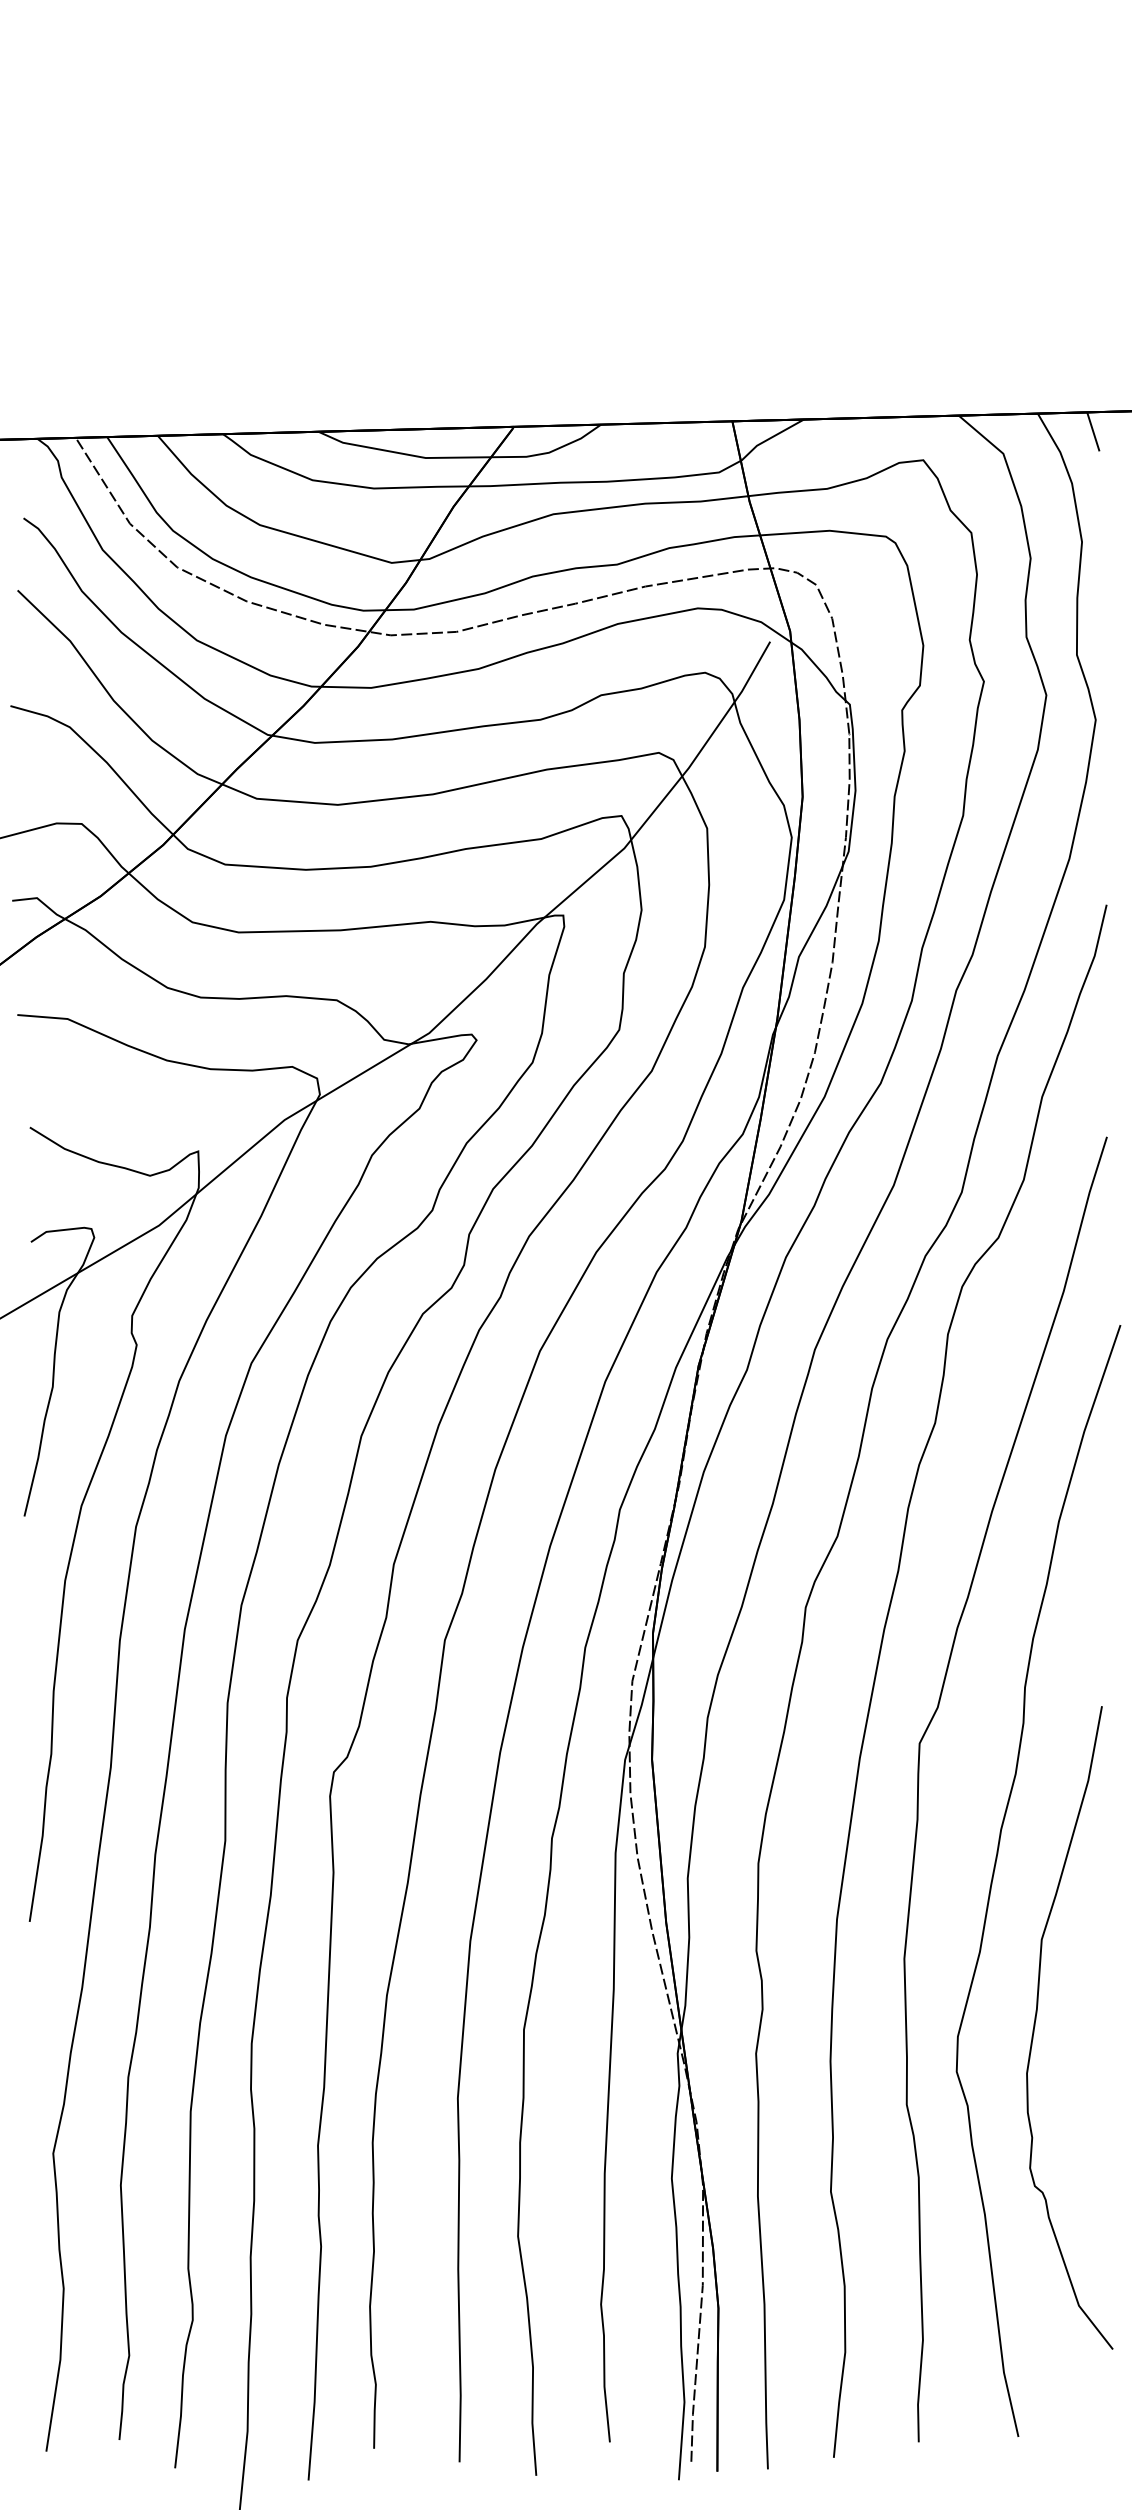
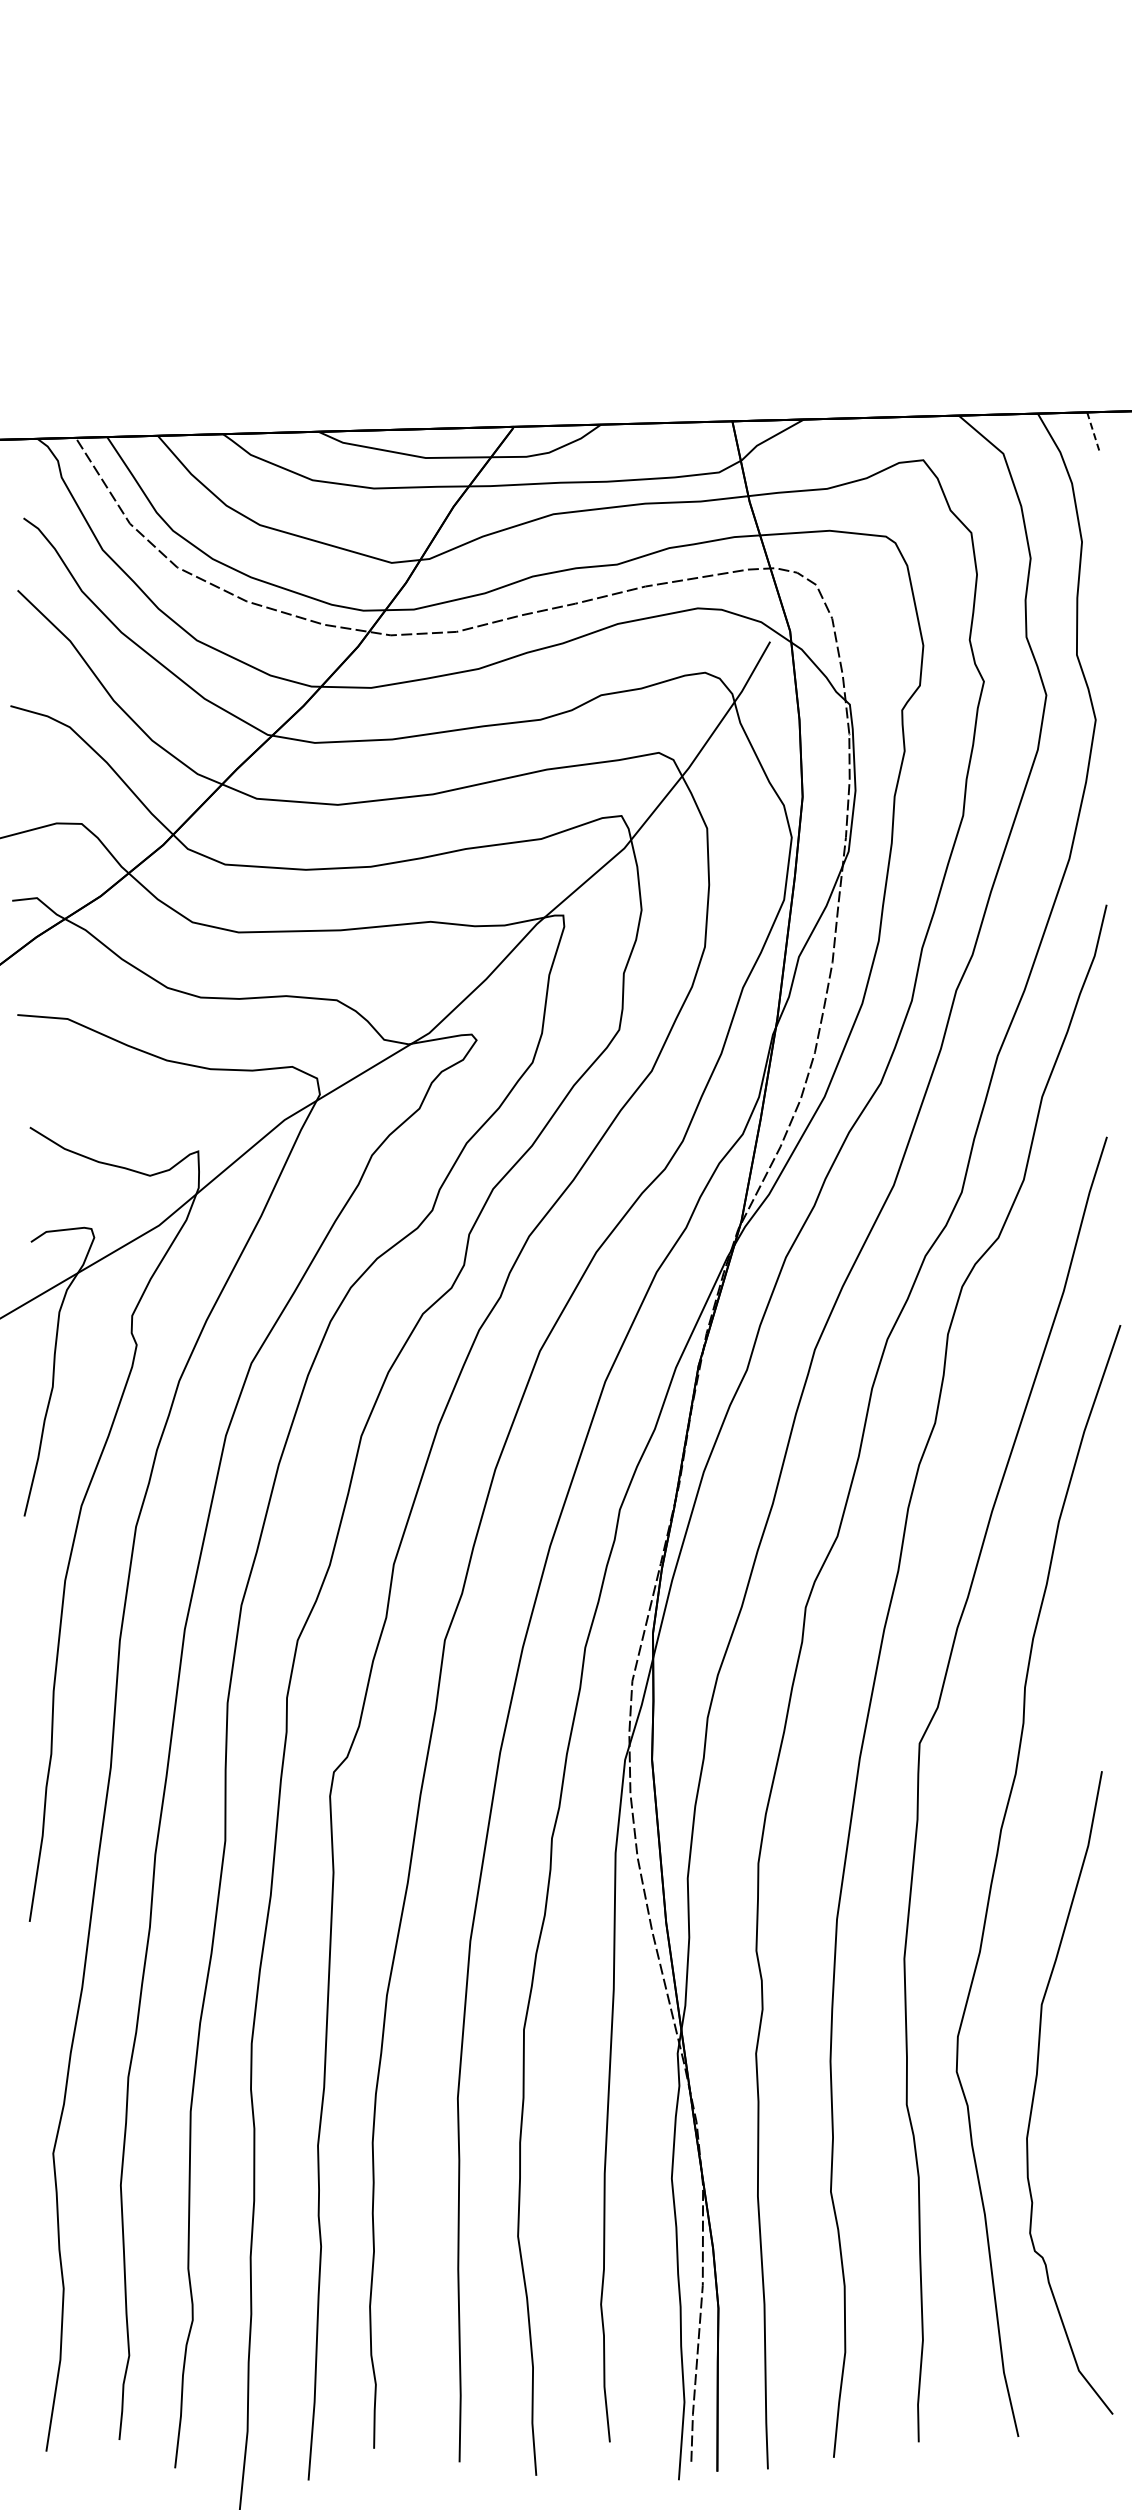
line: solid -> dashed (1093, 432)
curve position: (1036, 2020) -> (1036, 2085) (1036, 2085)
